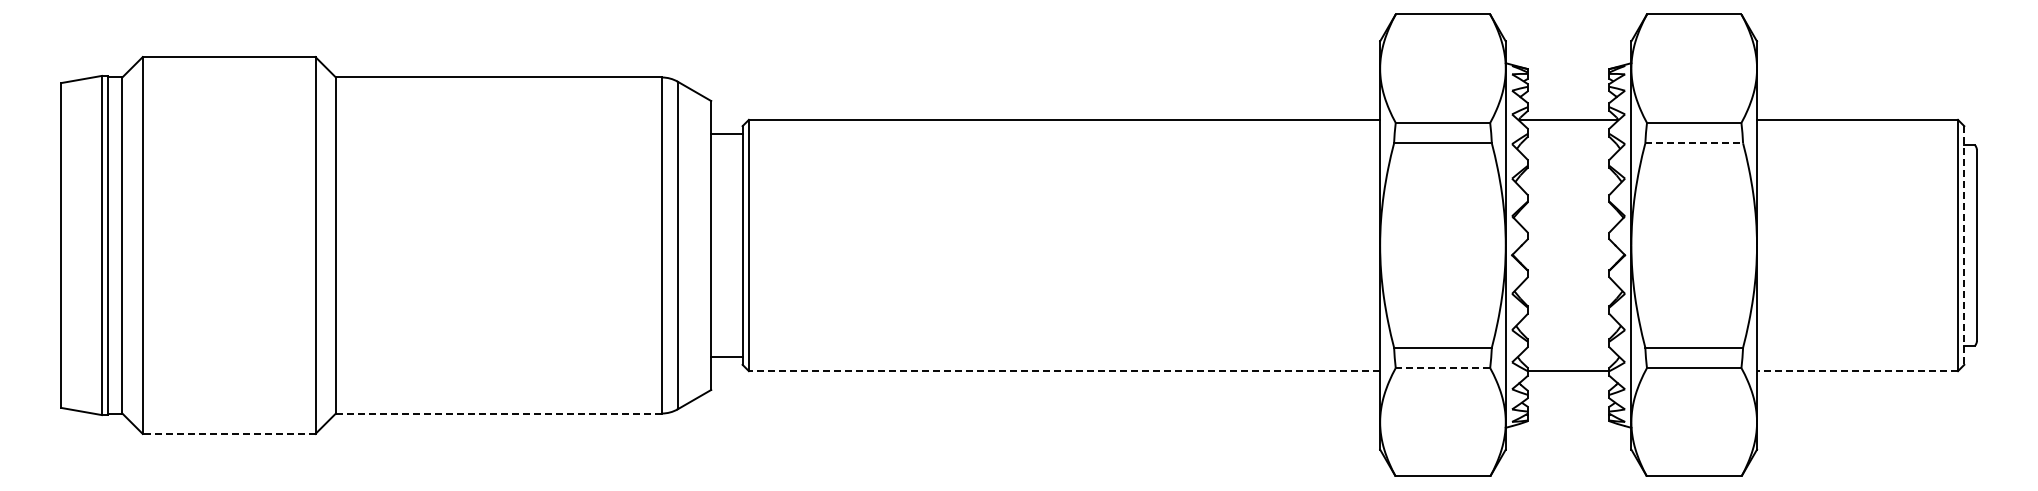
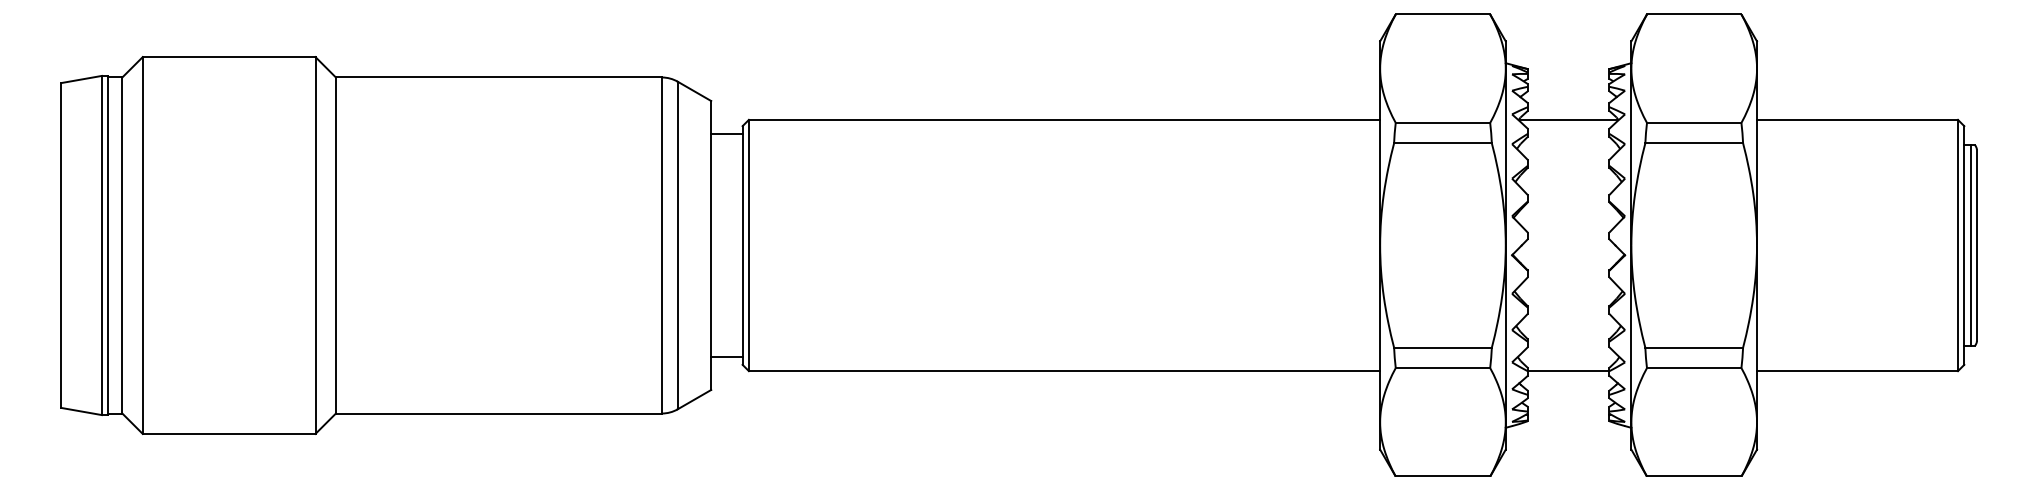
line: dashed -> solid (1694, 143)
line: none -> present (1970, 245)
line: dashed -> solid (1964, 246)
line: dashed -> solid (1442, 368)
line: dashed -> solid (1064, 371)
line: dashed -> solid (1857, 371)
line: dashed -> solid (498, 413)
line: dashed -> solid (228, 433)
